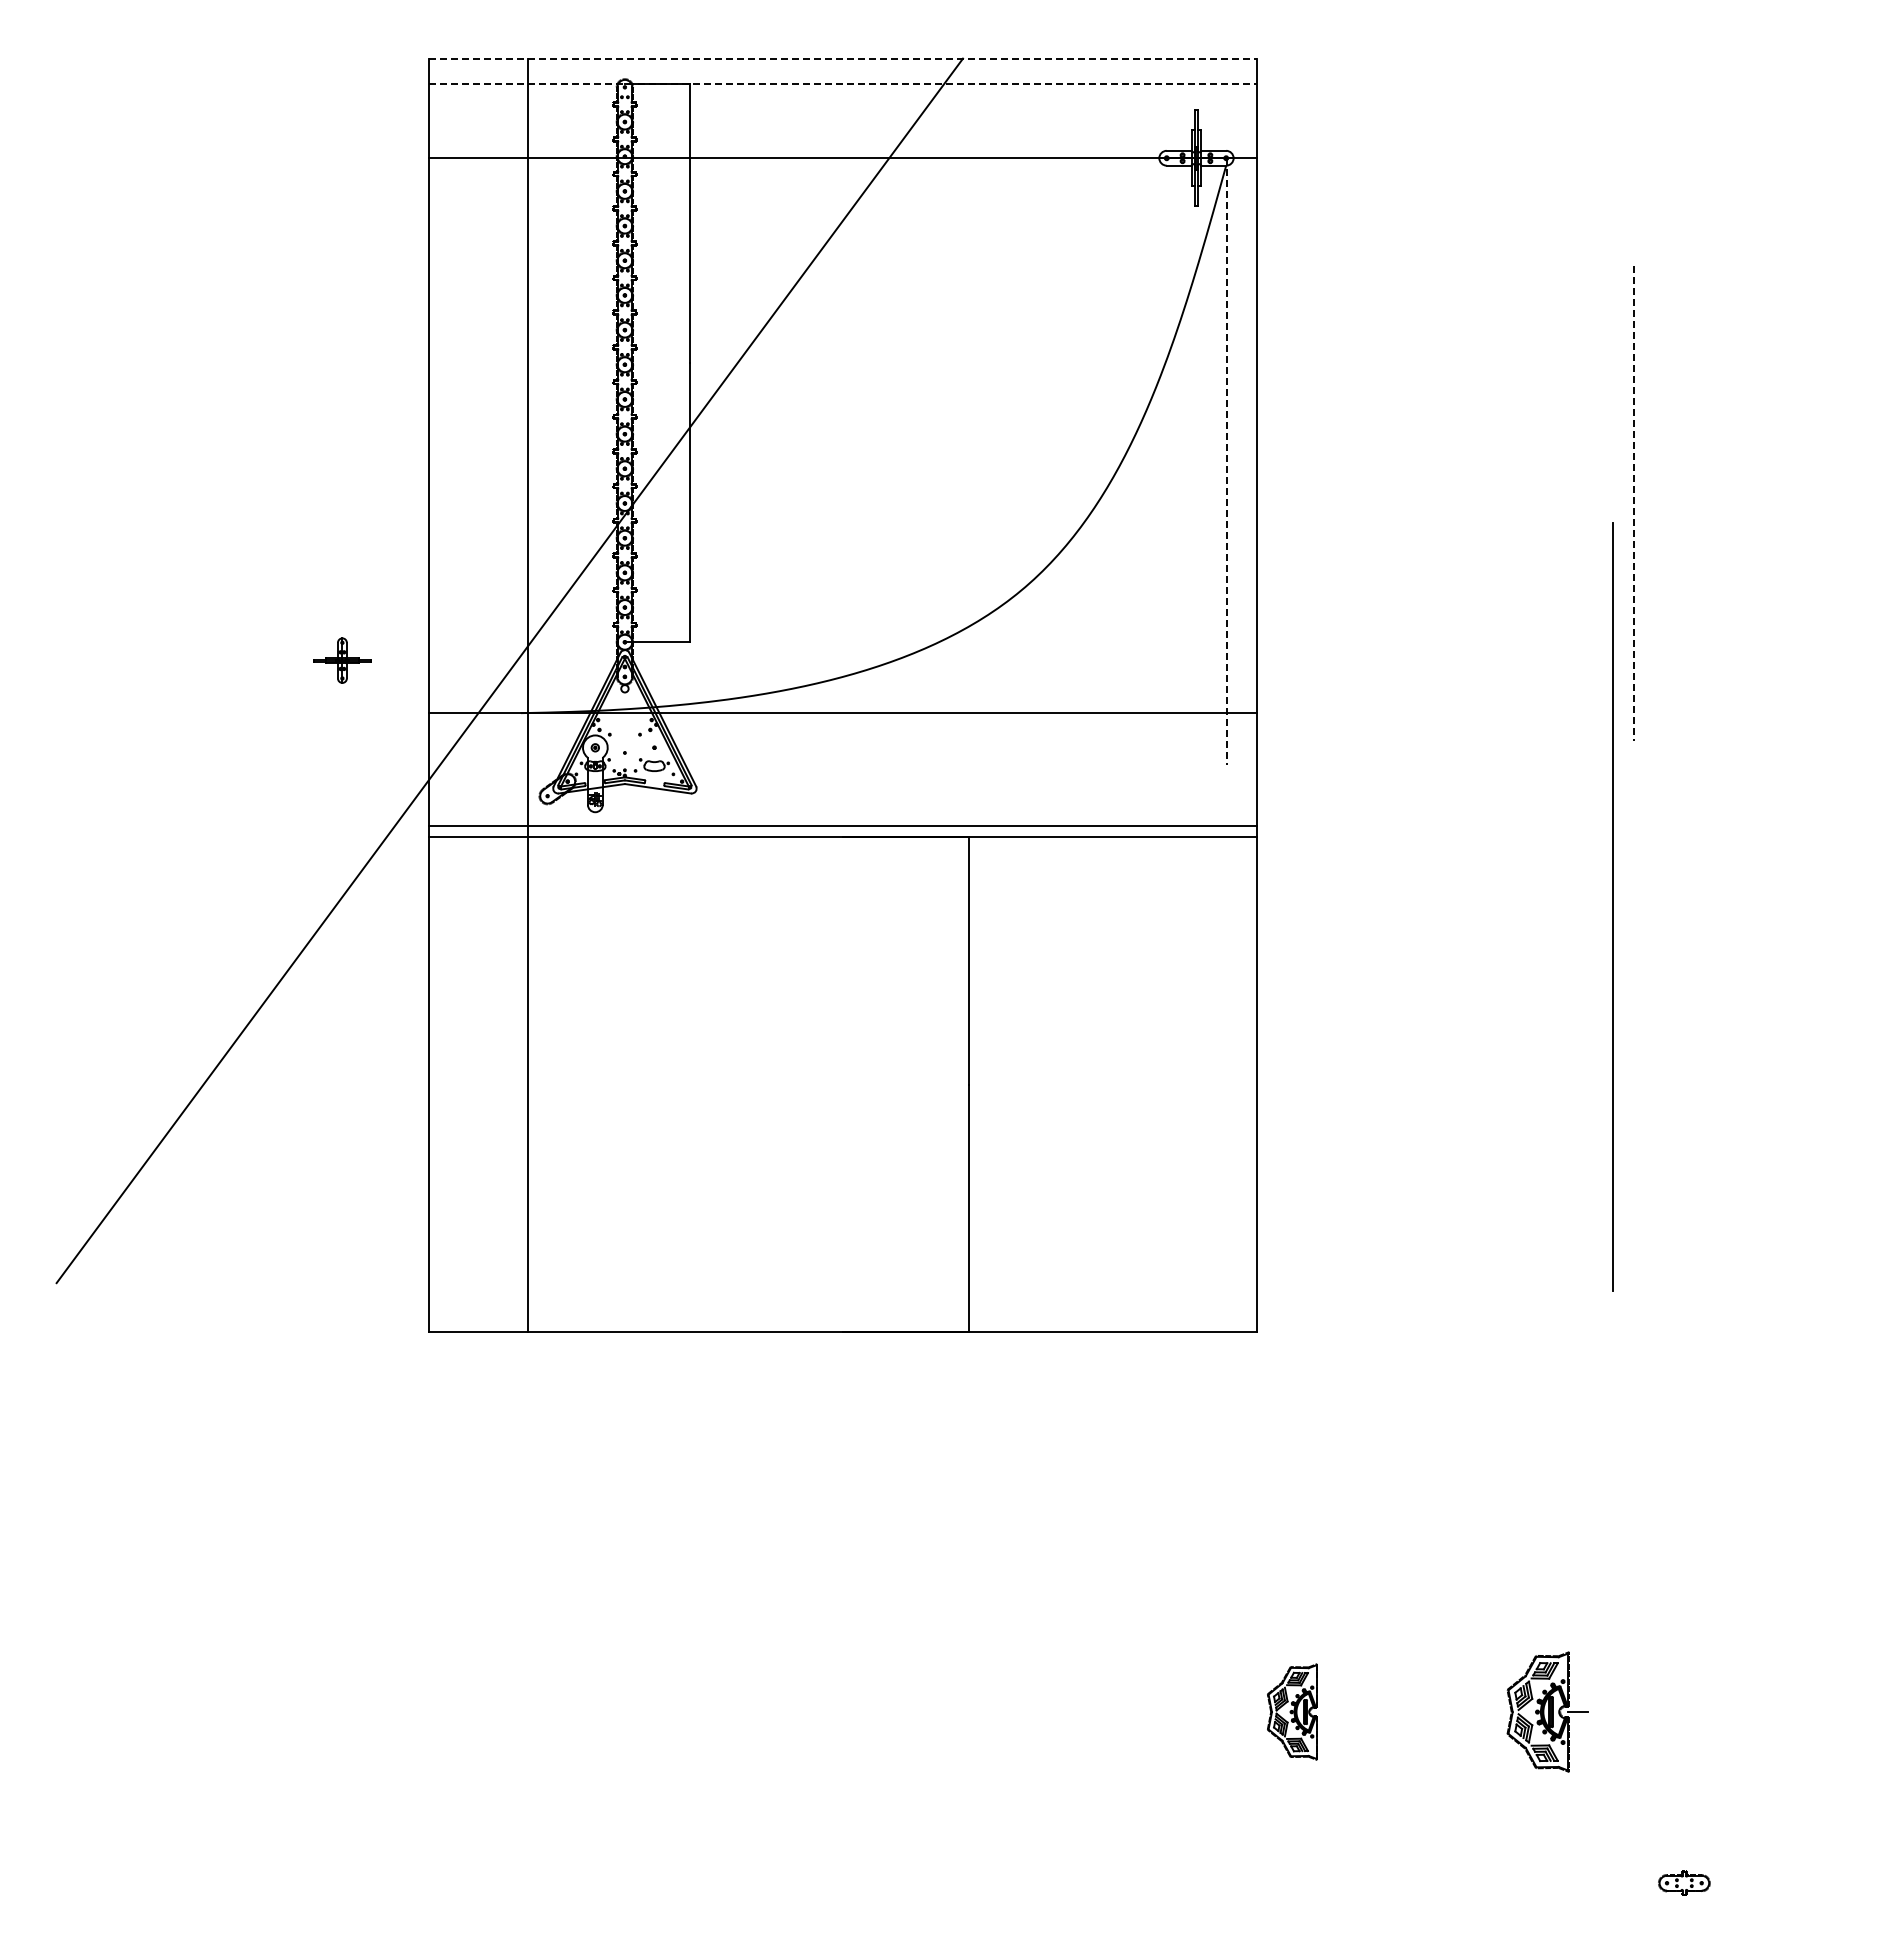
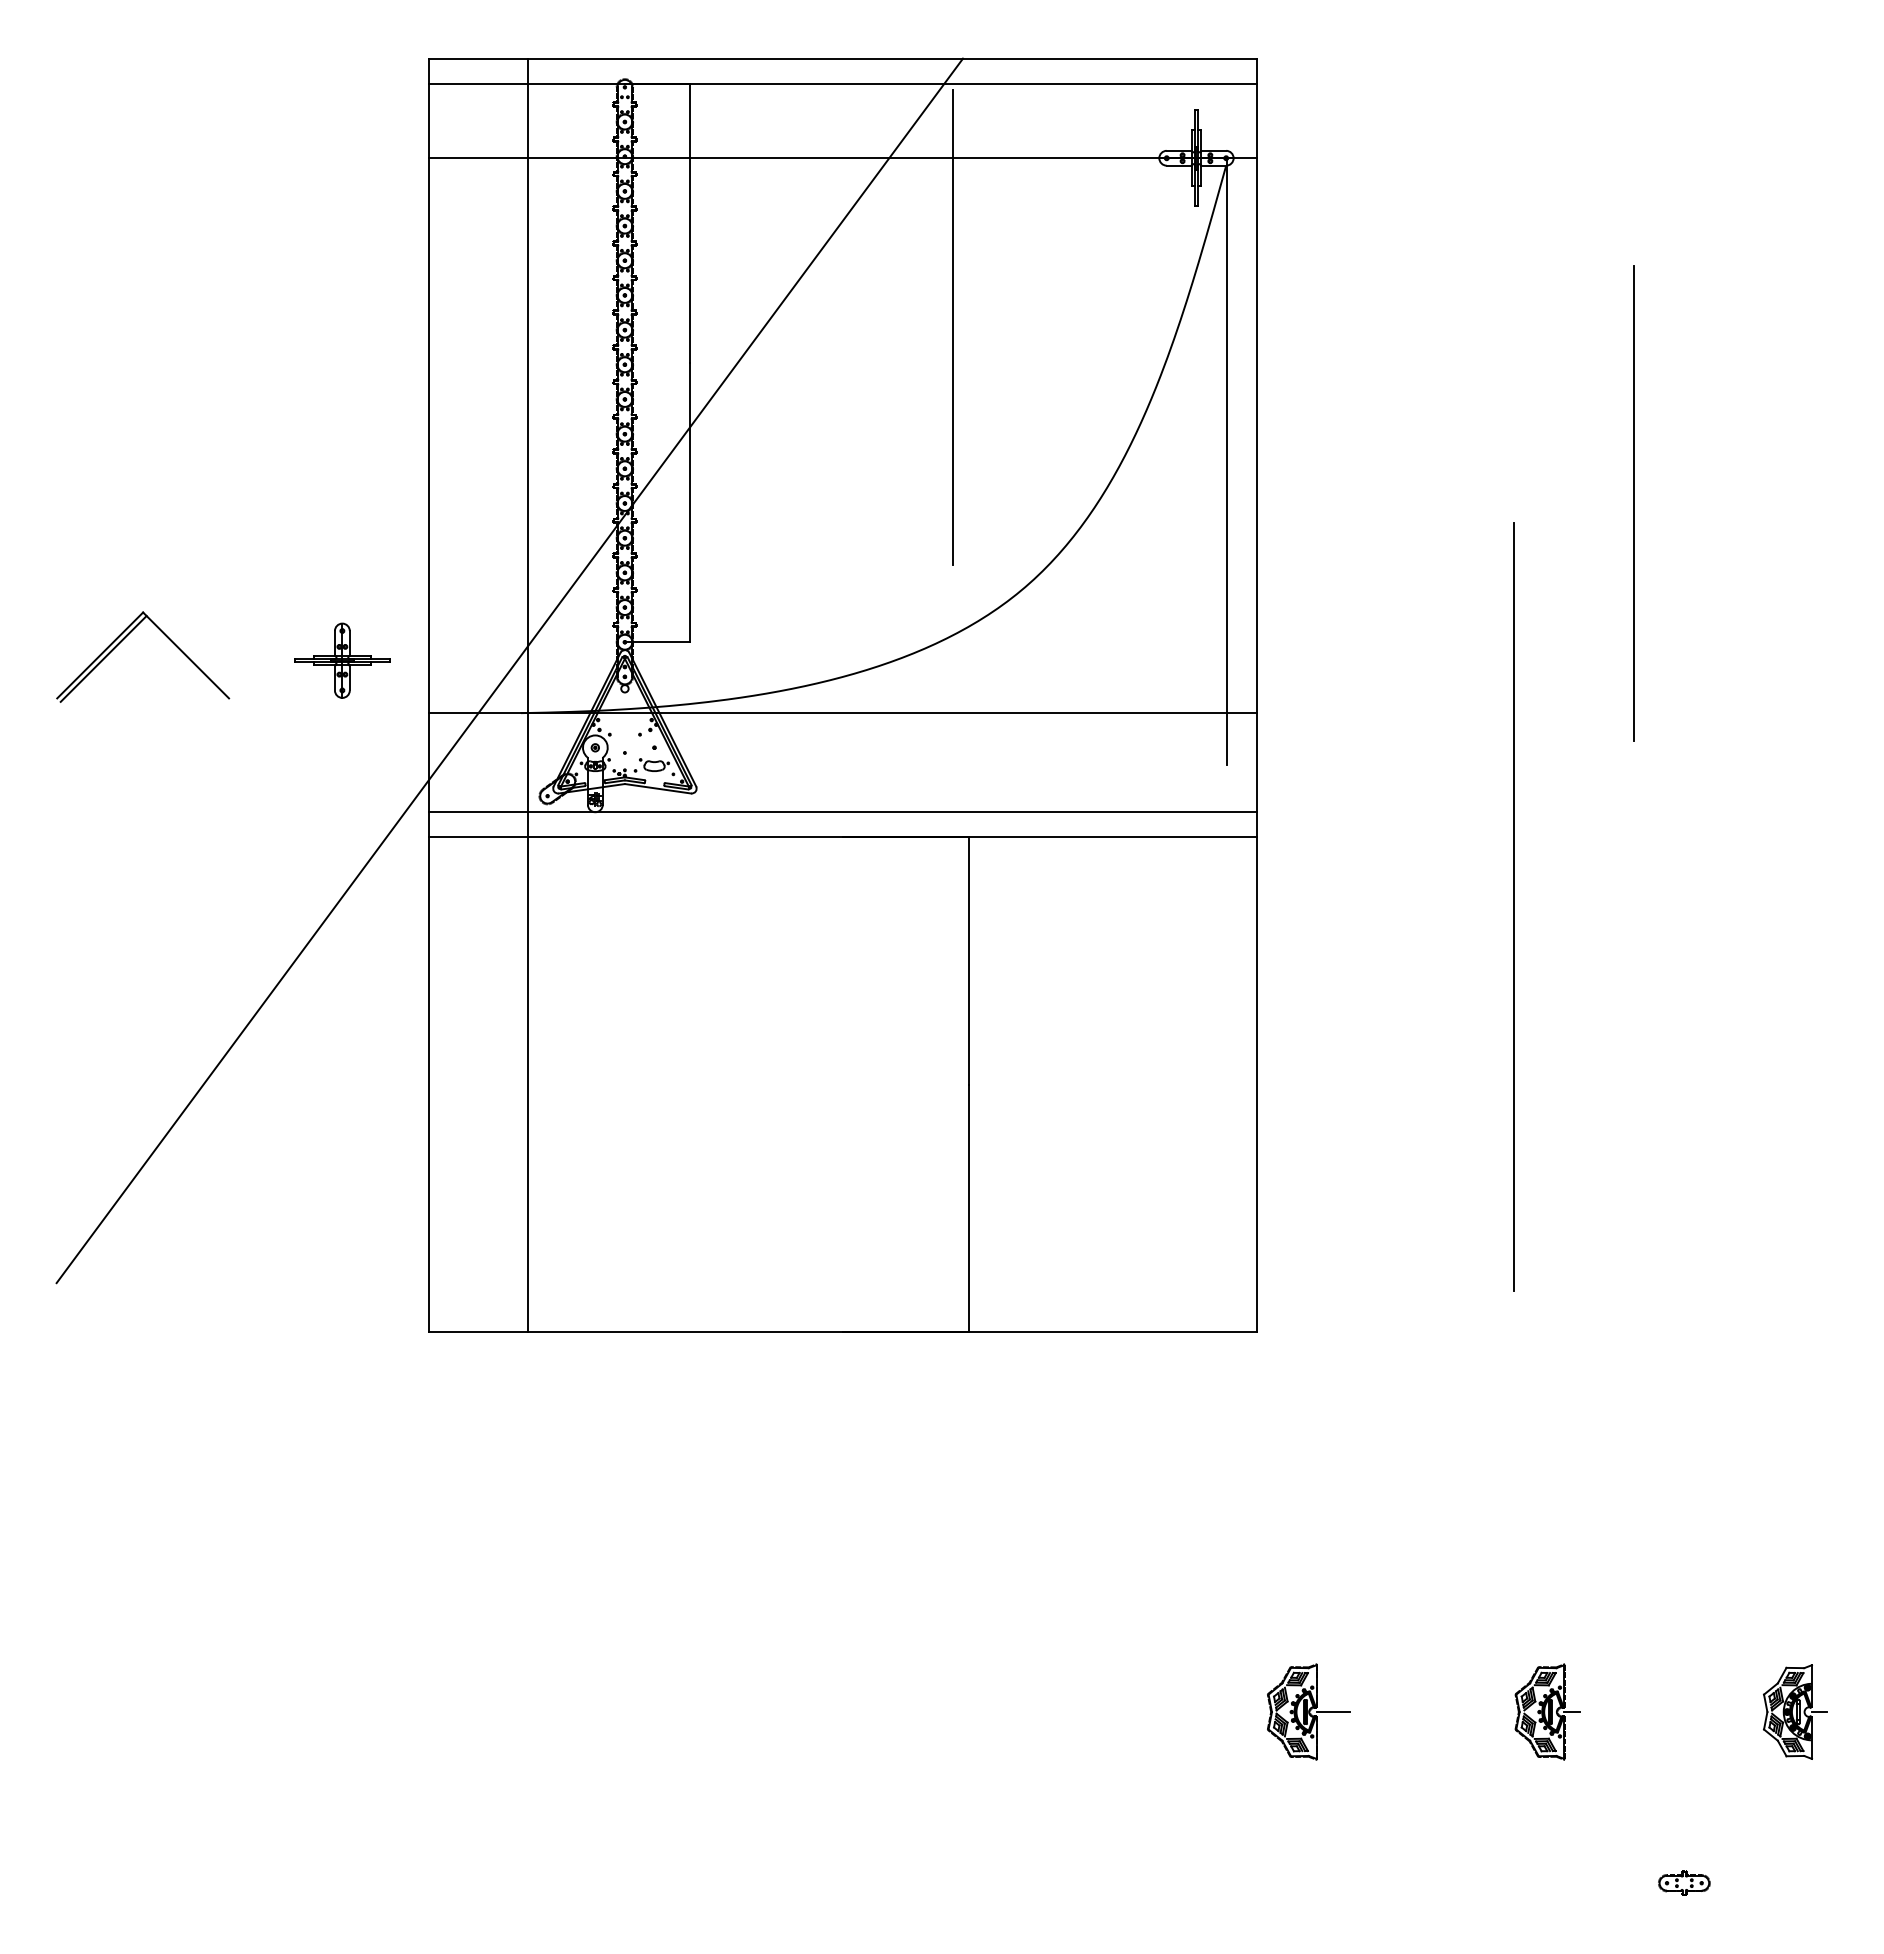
line: dashed -> solid (843, 59)
line: dashed -> solid (843, 83)
line: none -> present (952, 327)
line: dashed -> solid (1226, 461)
line: dashed -> solid (1633, 503)
part: none -> present (125, 638)
part size: 59x47 px -> 97x77 px (342, 660)
line position: (842, 826) -> (842, 812) (842, 812)
line position: (1612, 906) -> (1513, 906) (1513, 906)
part size: 83x122 px -> 67x98 px (1547, 1711)
part: none -> present (1795, 1711)
line: none -> present (1333, 1712)
